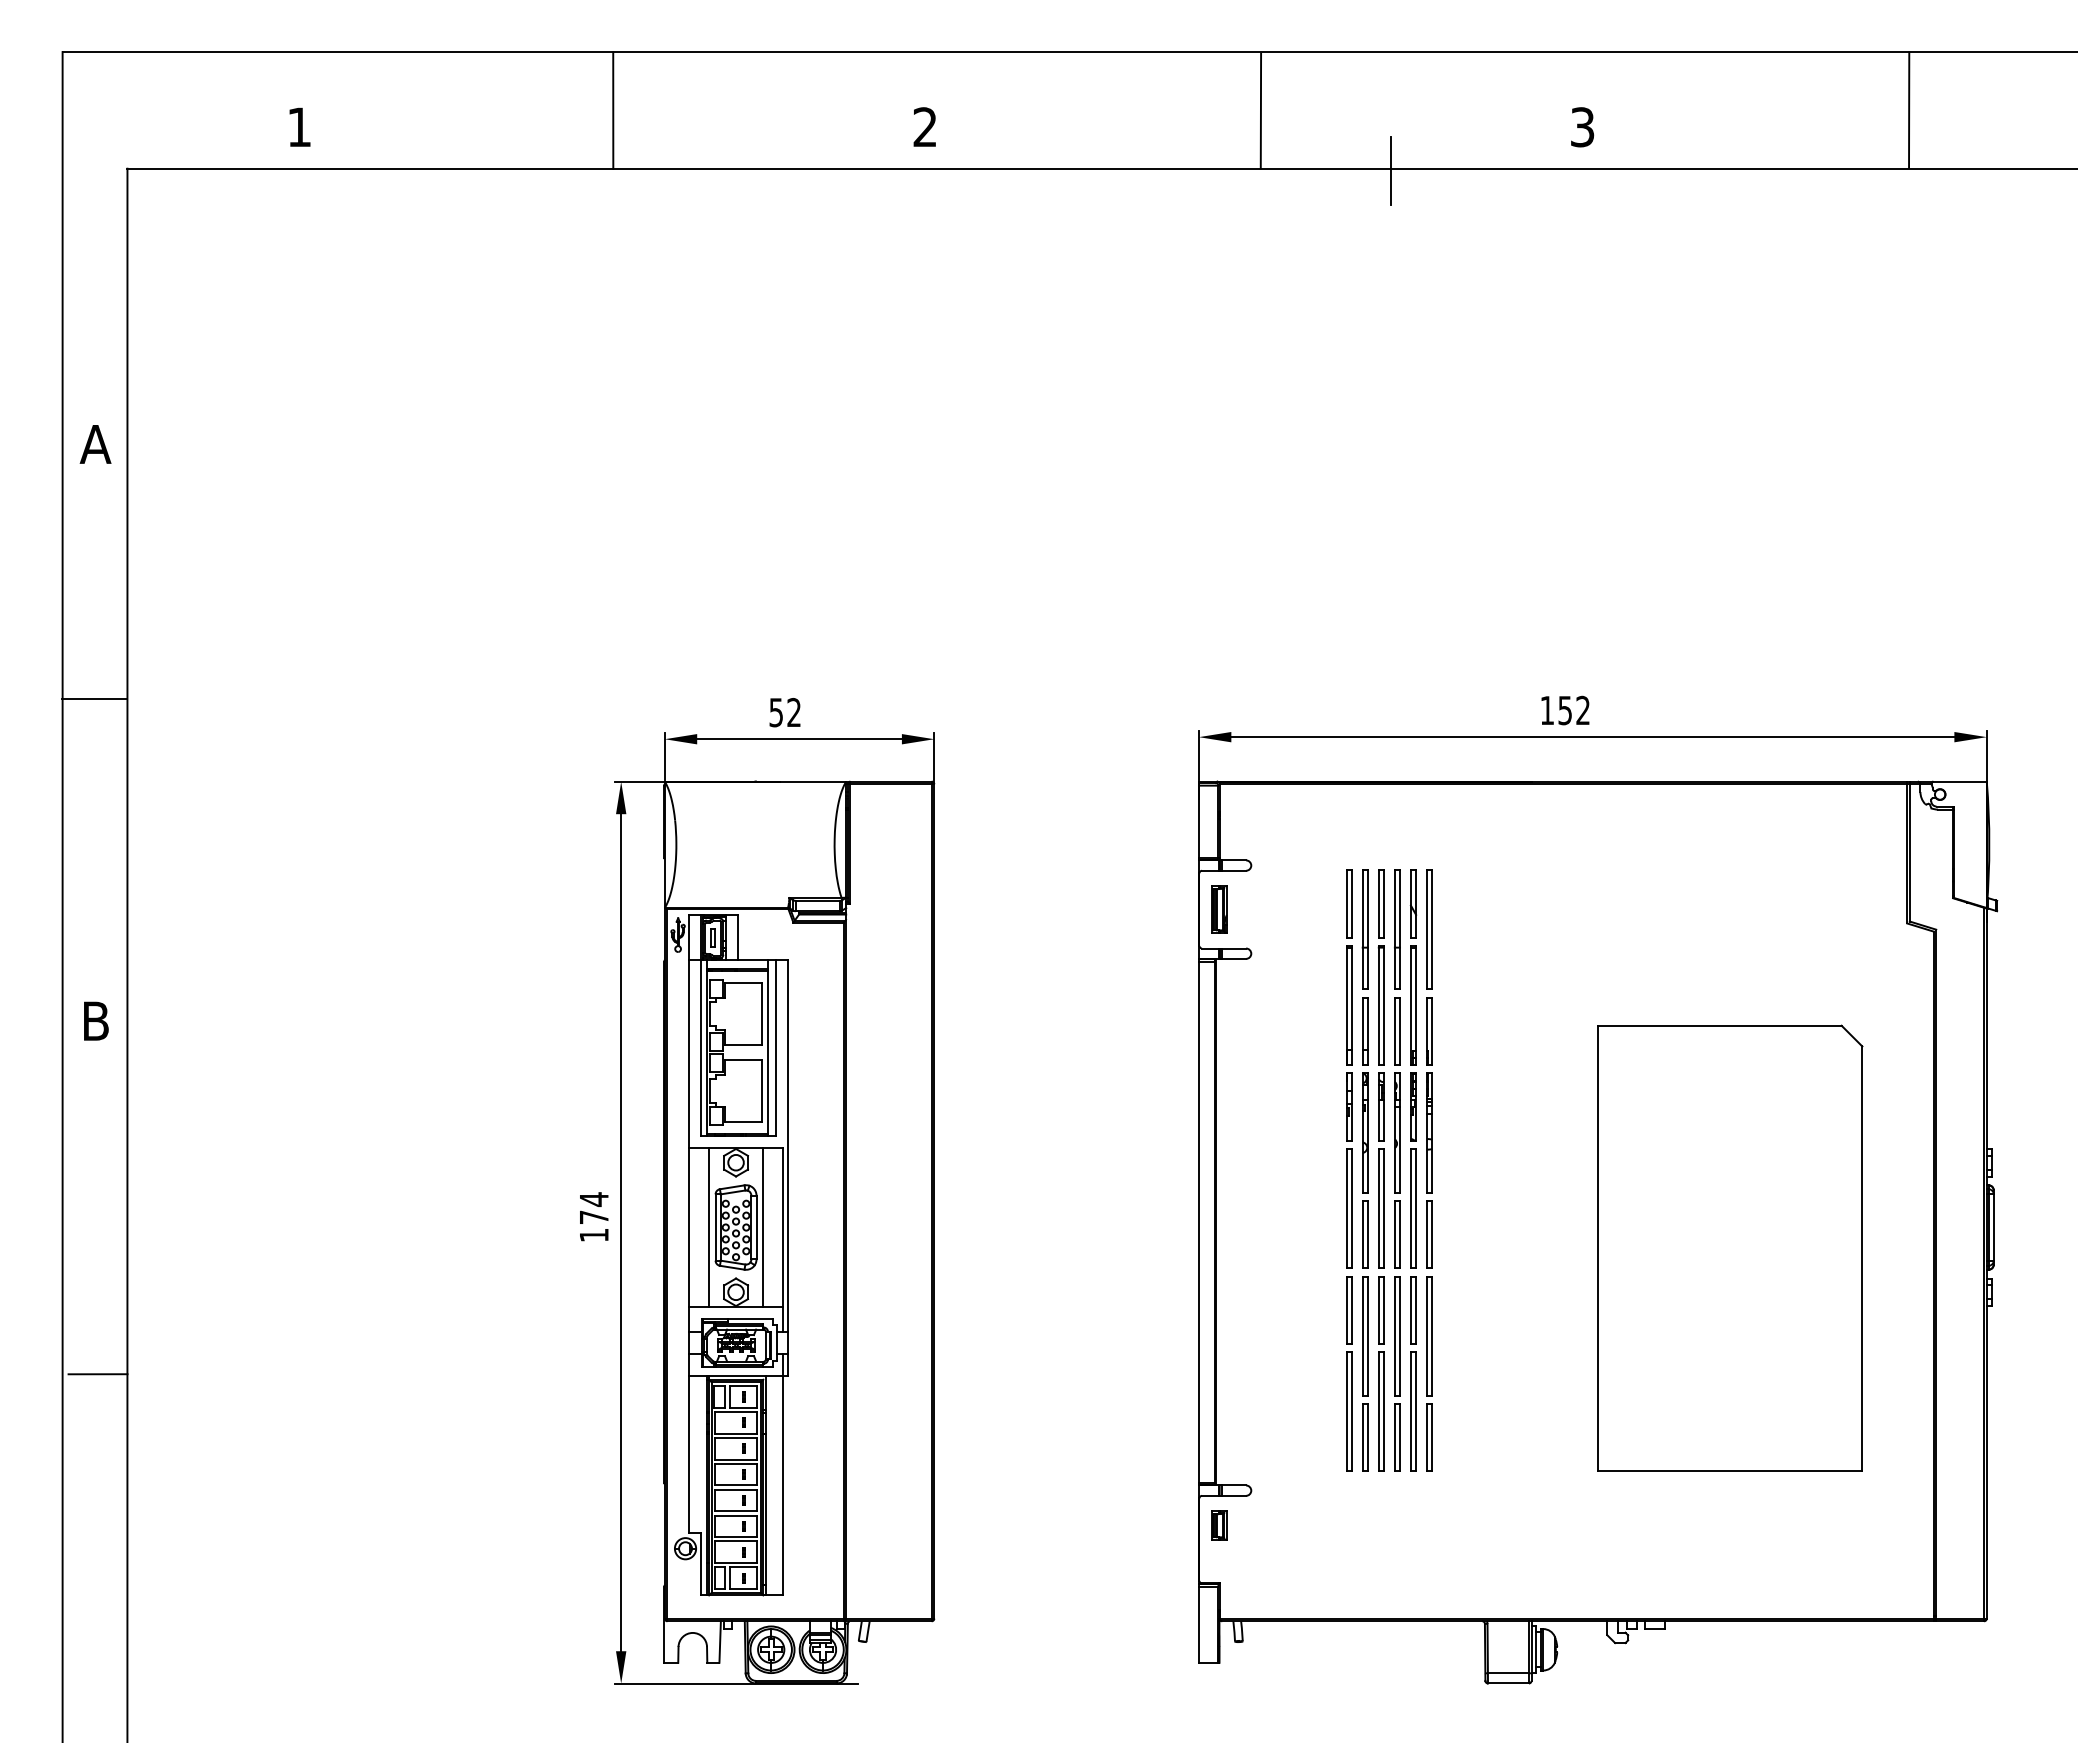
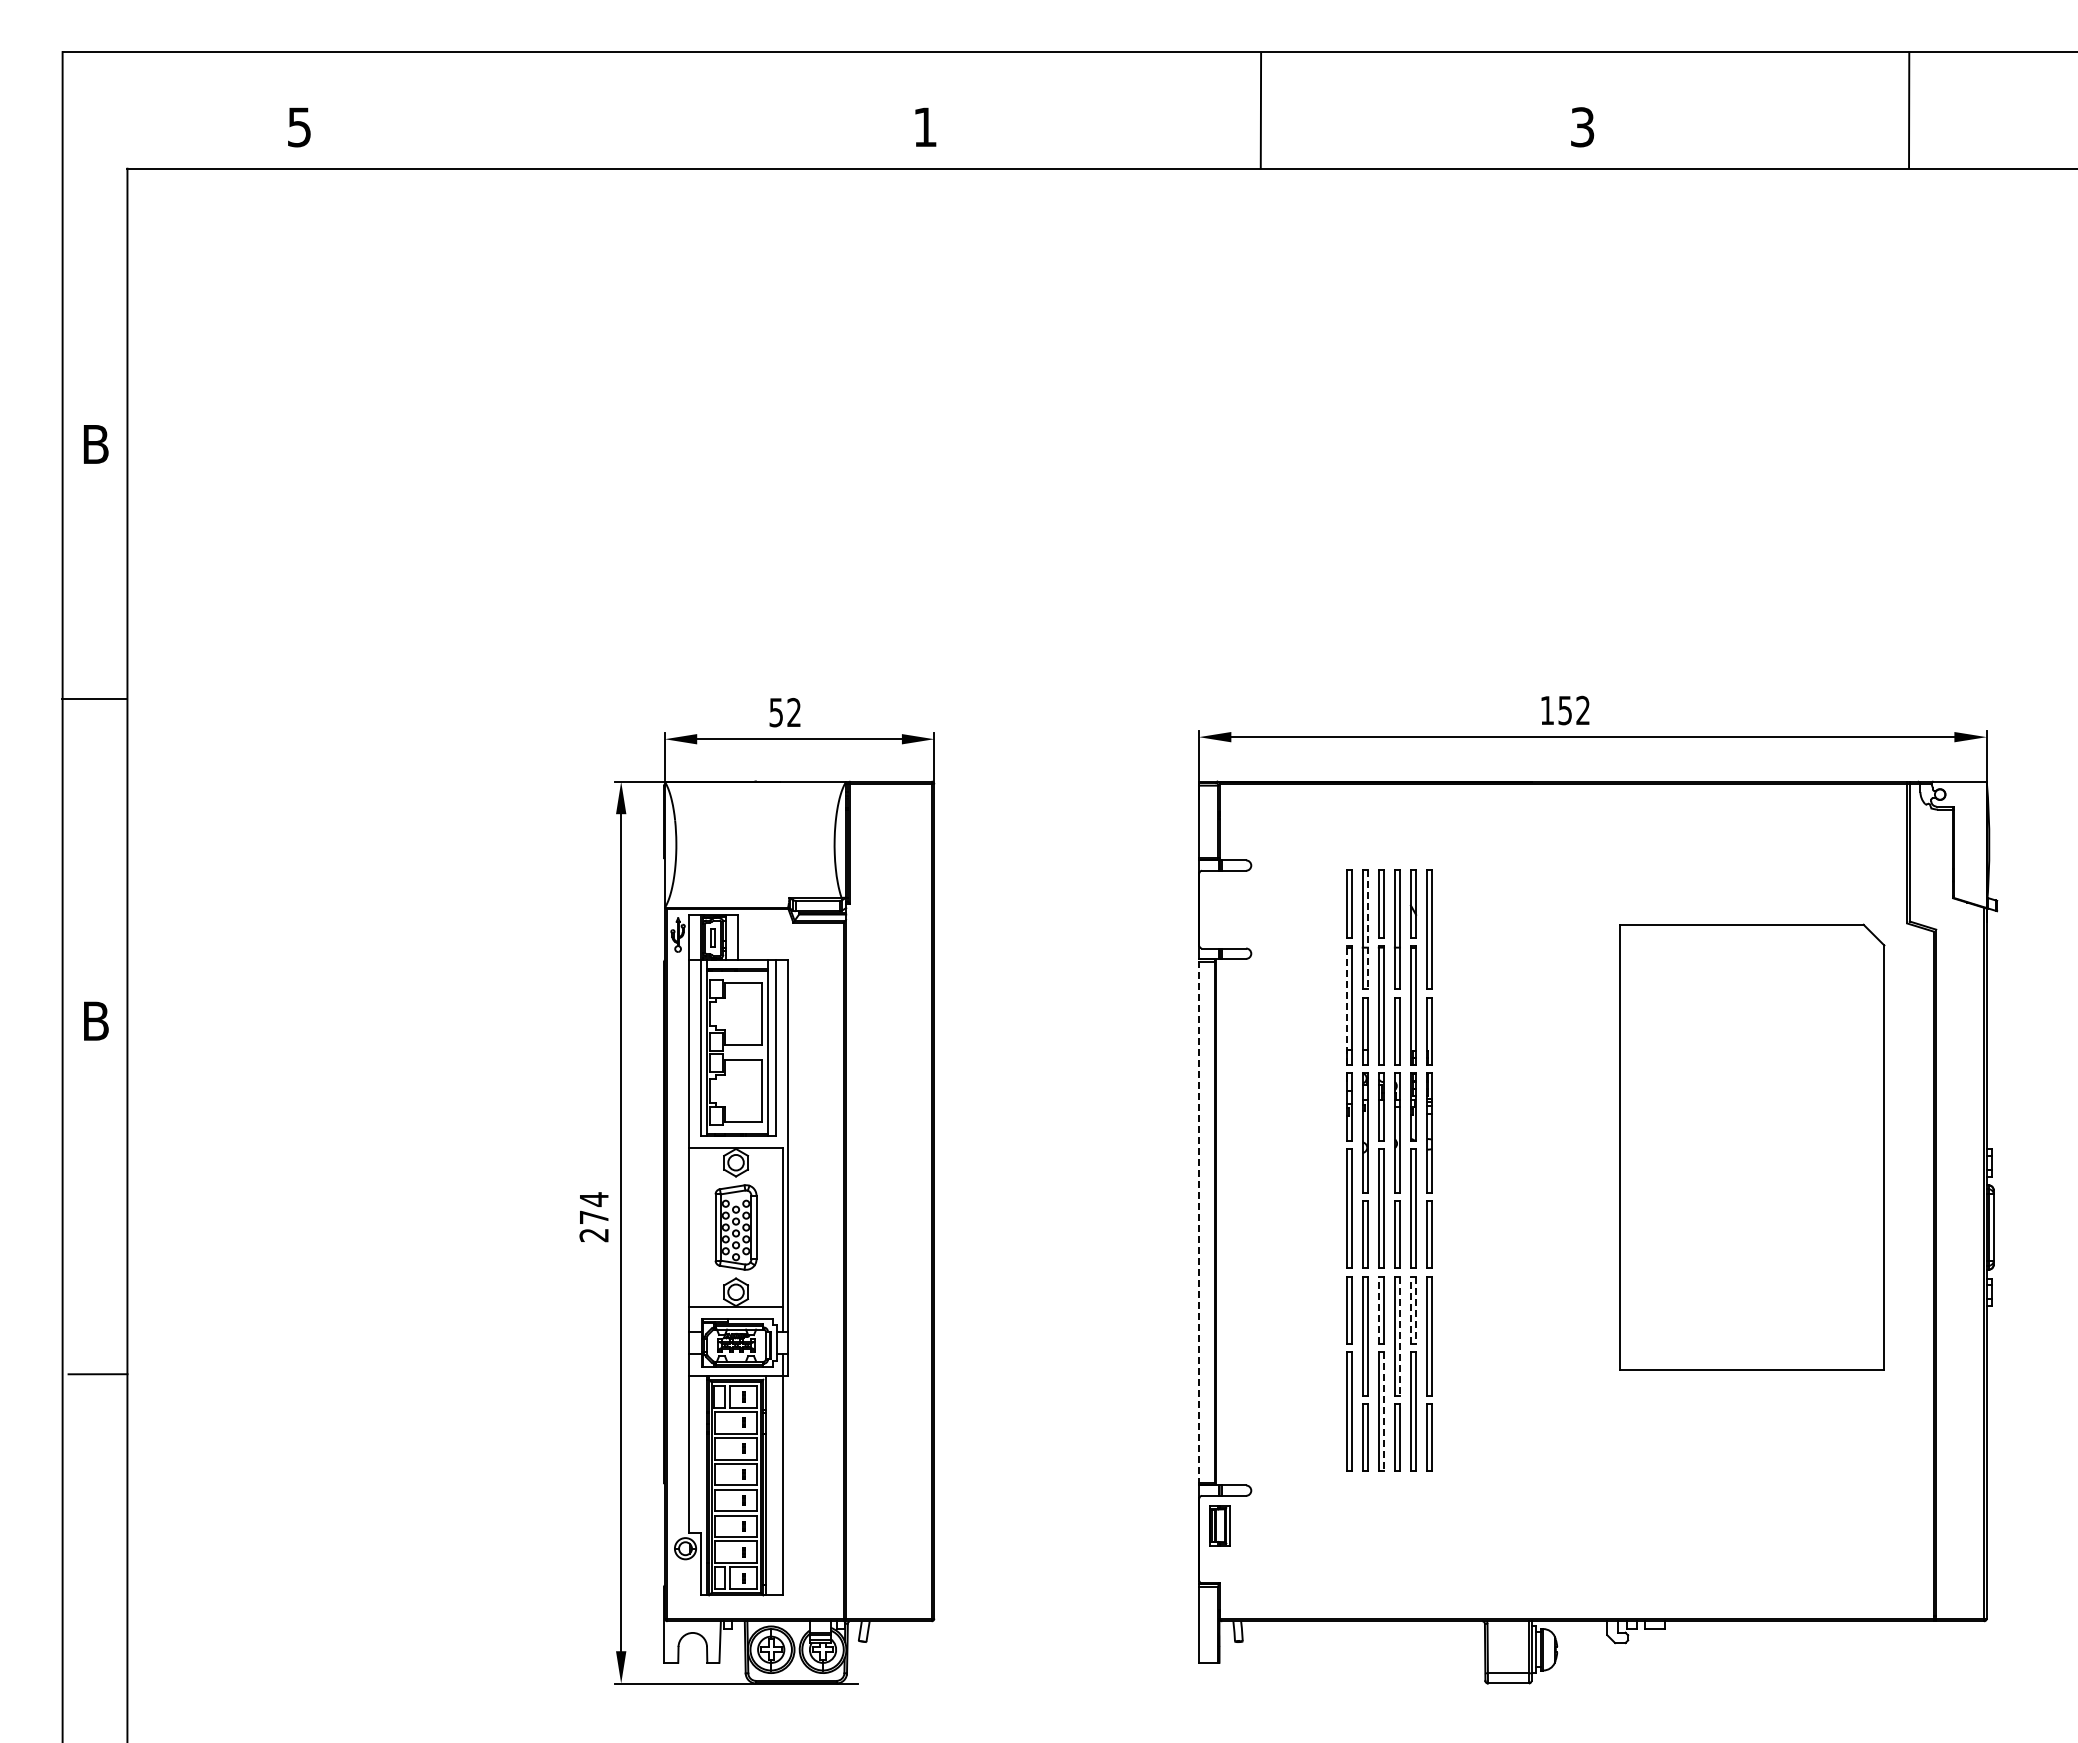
line: present -> none (613, 110)
text: 2 -> 1 (924, 126)
text: 1 -> 5 (299, 127)
line: present -> none (1390, 170)
text: A -> B (95, 444)
part: present -> none (1219, 909)
line: solid -> dashed (1367, 929)
line: solid -> dashed (1346, 1005)
line: solid -> dashed (1198, 1221)
line: present -> none (708, 1227)
line: present -> none (763, 1227)
text: 174 -> 274 (593, 1235)
part position: (1730, 1247) -> (1752, 1146) (1752, 1146)
line: solid -> dashed (1378, 1310)
line: solid -> dashed (1410, 1310)
line: solid -> dashed (1416, 1310)
line: solid -> dashed (1400, 1336)
line: solid -> dashed (1383, 1411)
part size: 17x31 px -> 22x42 px (1219, 1525)
